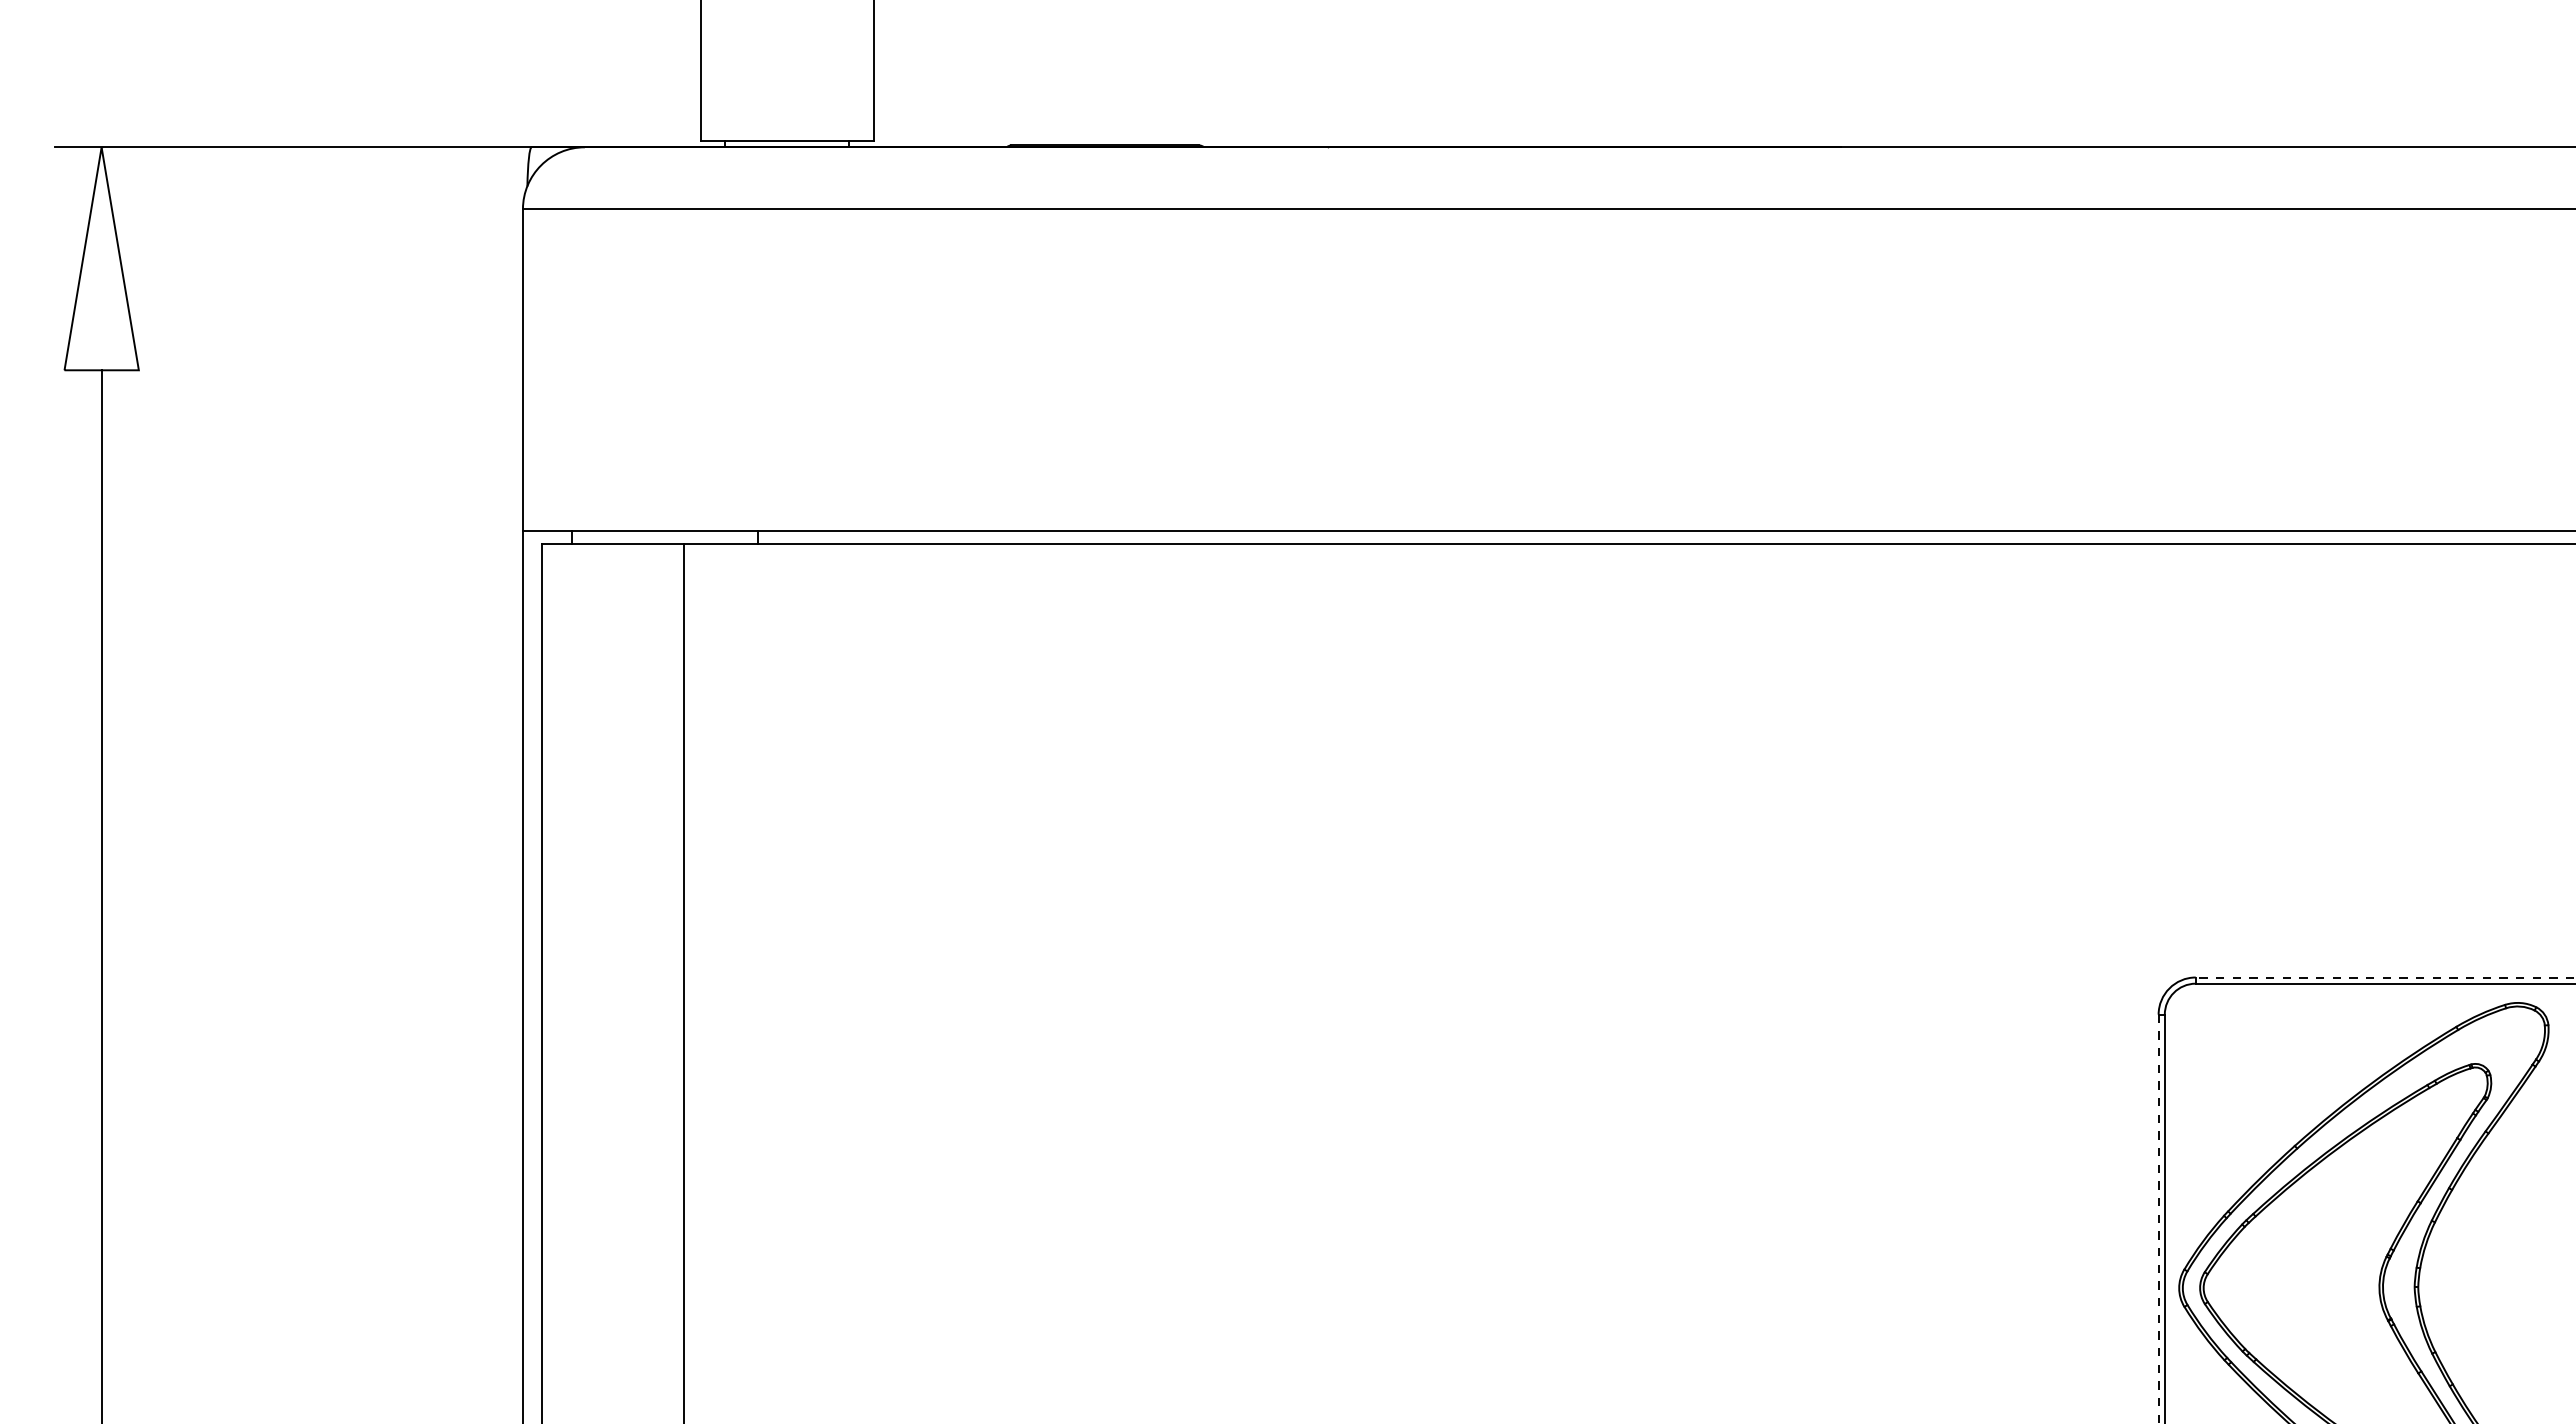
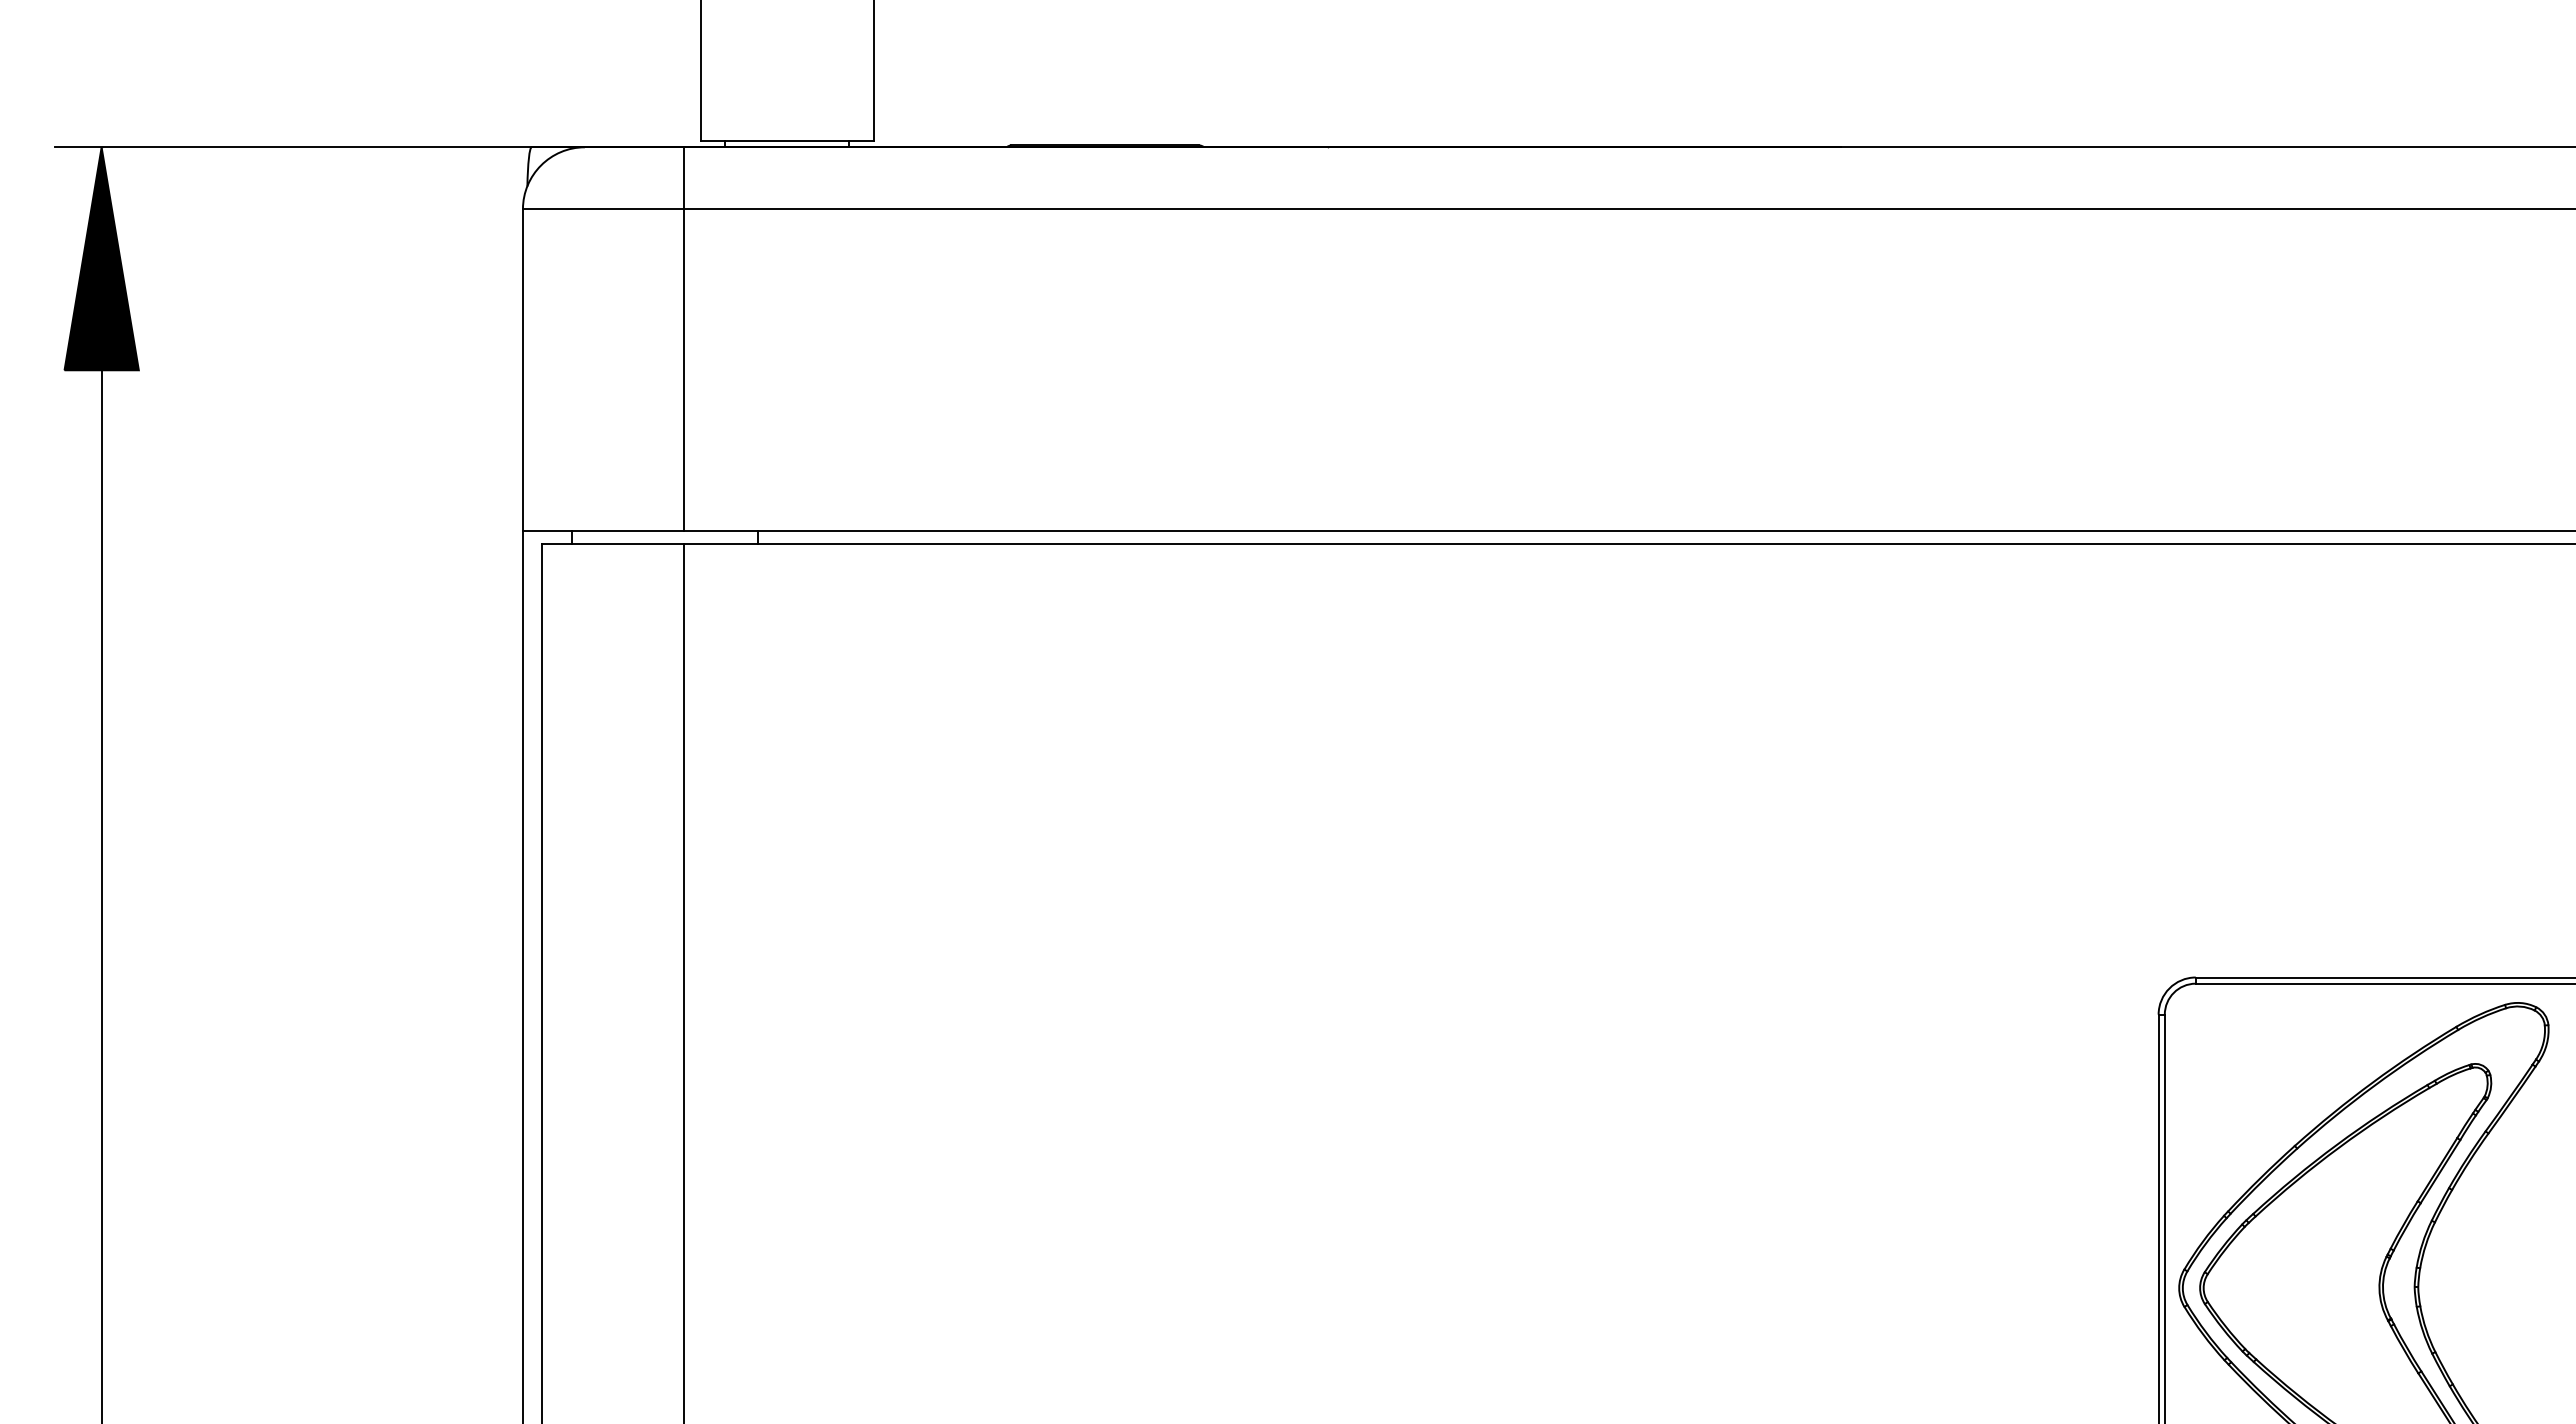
fill: none -> present (101, 258)
line: none -> present (684, 339)
line: dashed -> solid (2385, 977)
line: dashed -> solid (2158, 1219)
